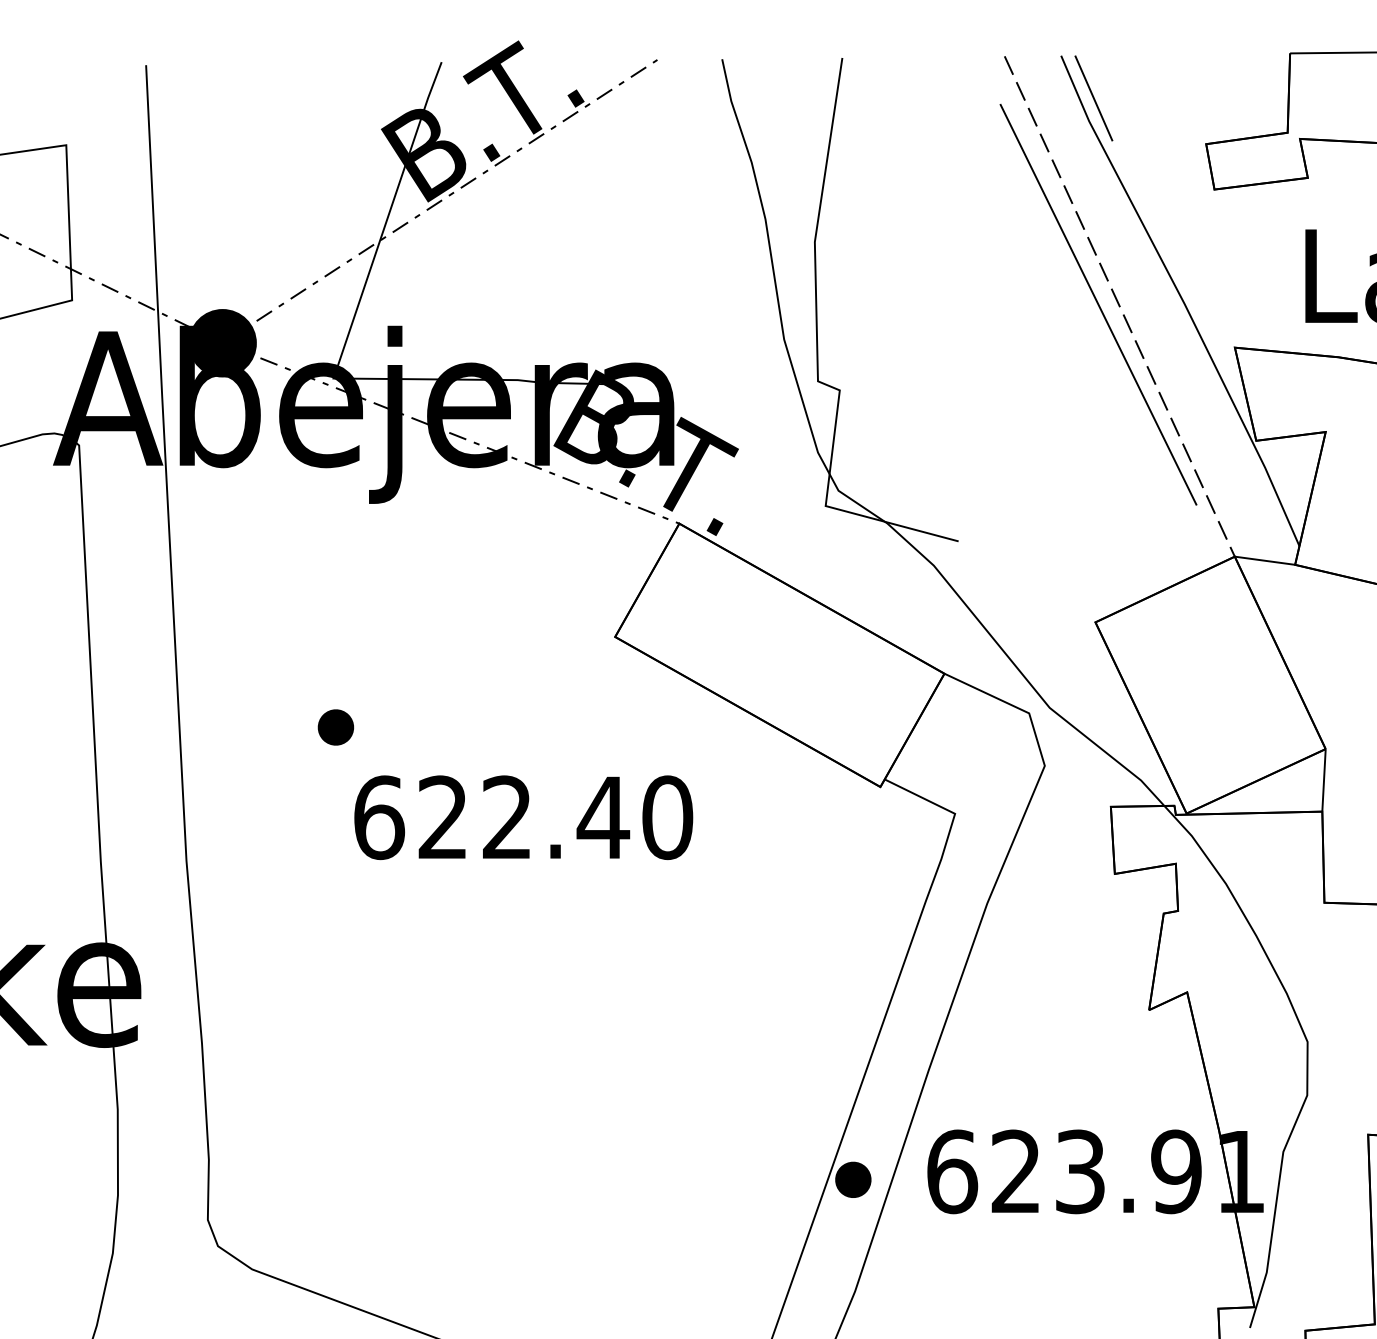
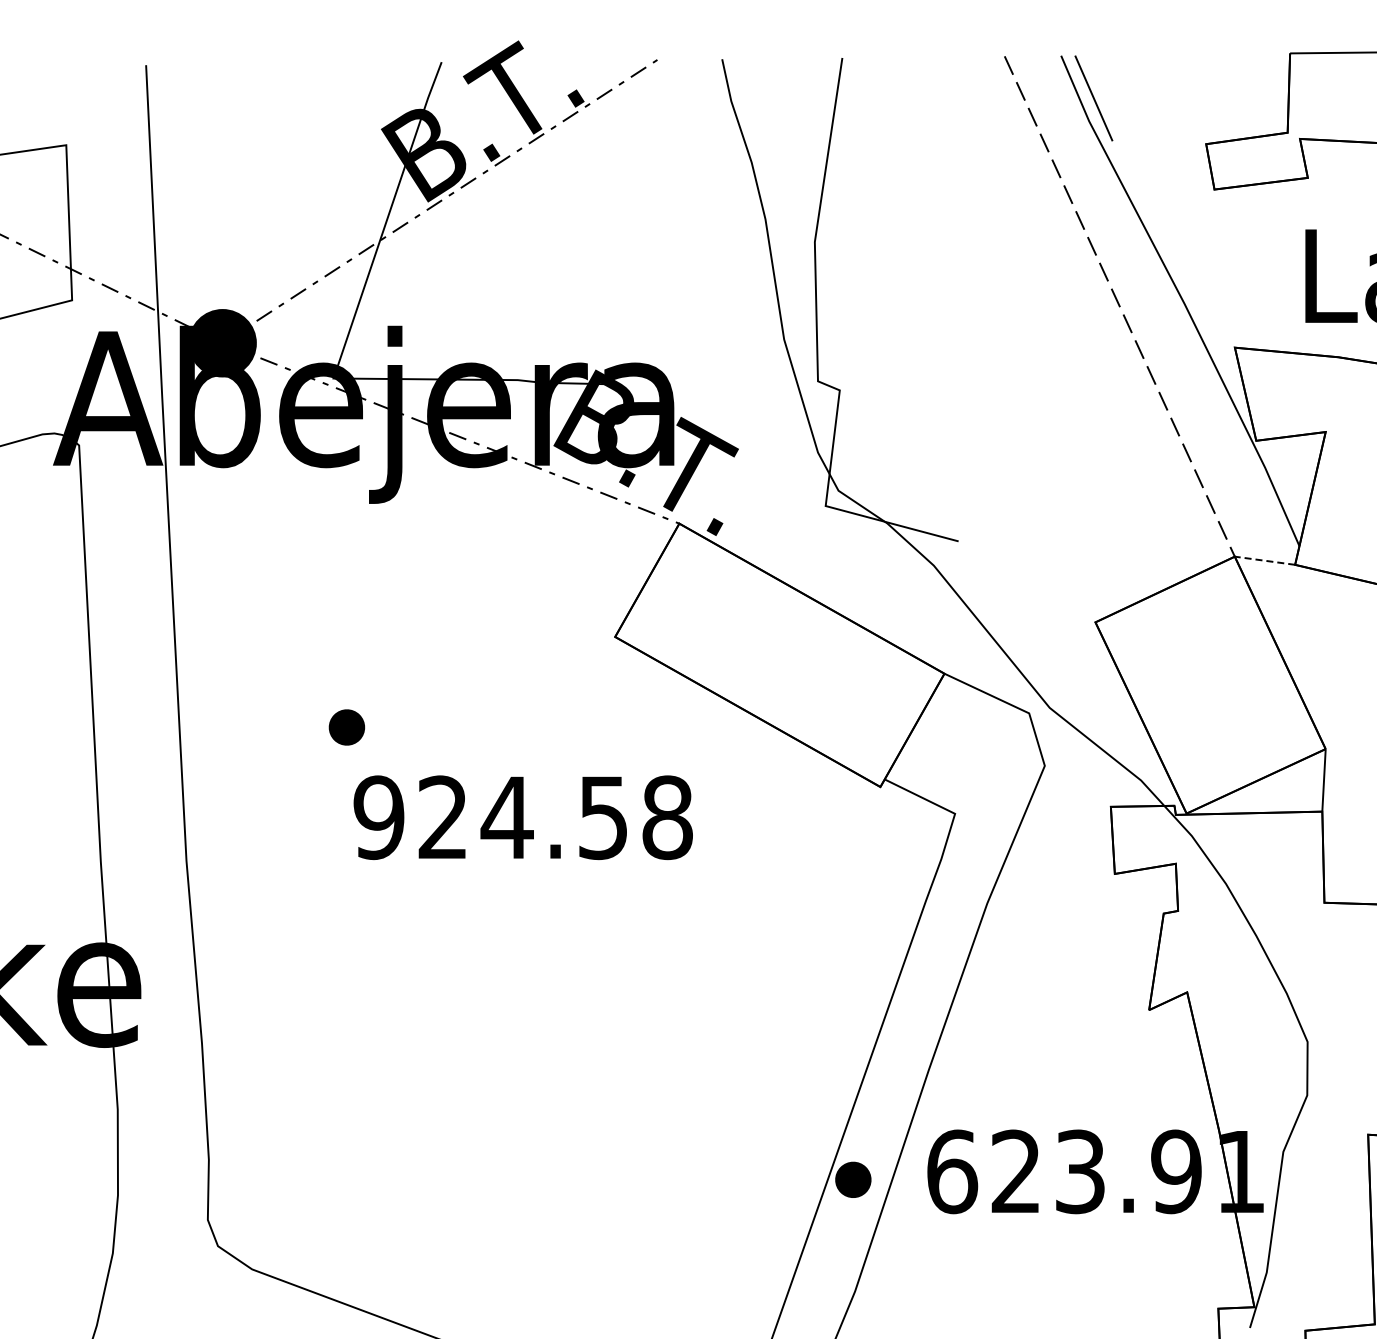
line: present -> none (1098, 304)
line: solid -> dashed (1264, 560)
part position: (335, 727) -> (346, 727) (346, 727)
text: 622.40 -> 924.58 (523, 817)
